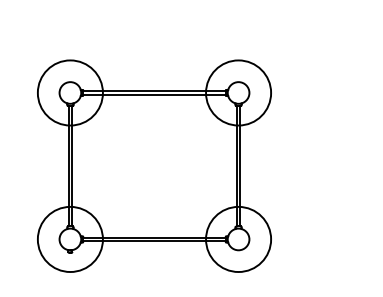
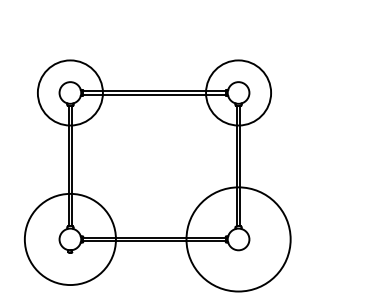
circle diameter: 65 px -> 91 px (69, 239)
circle diameter: 65 px -> 104 px (238, 239)
